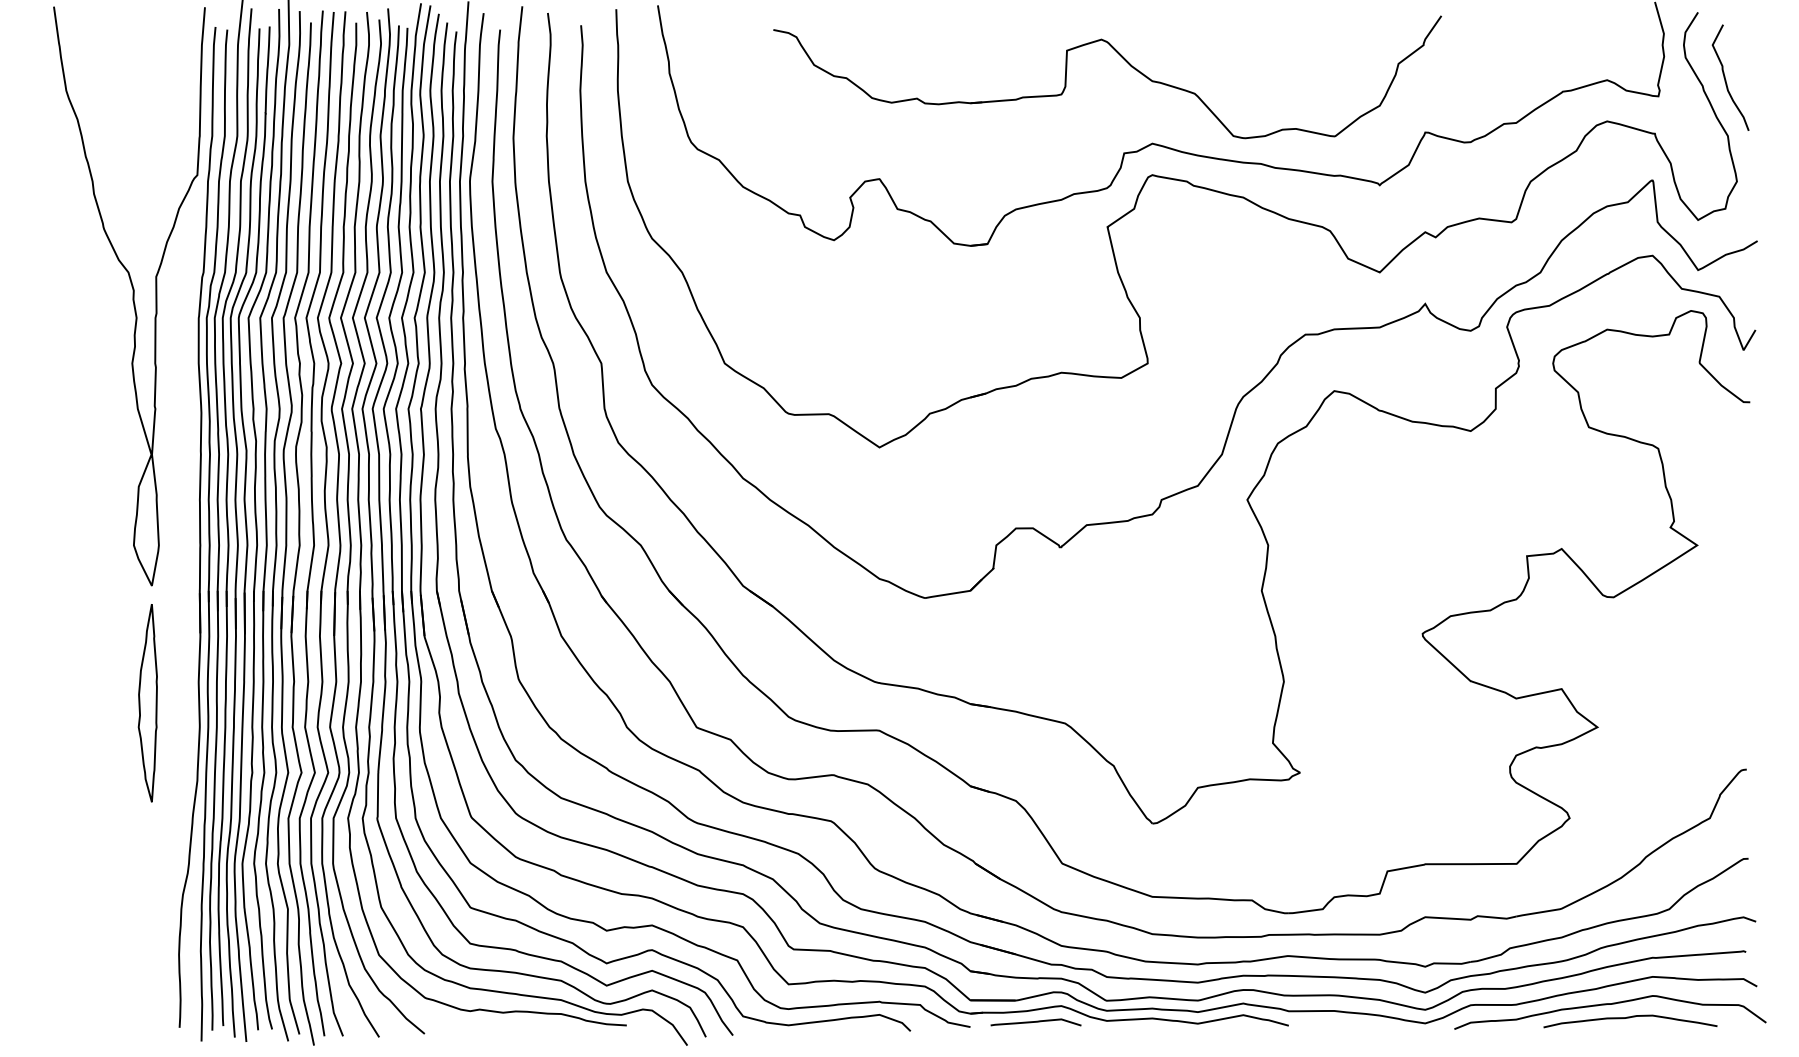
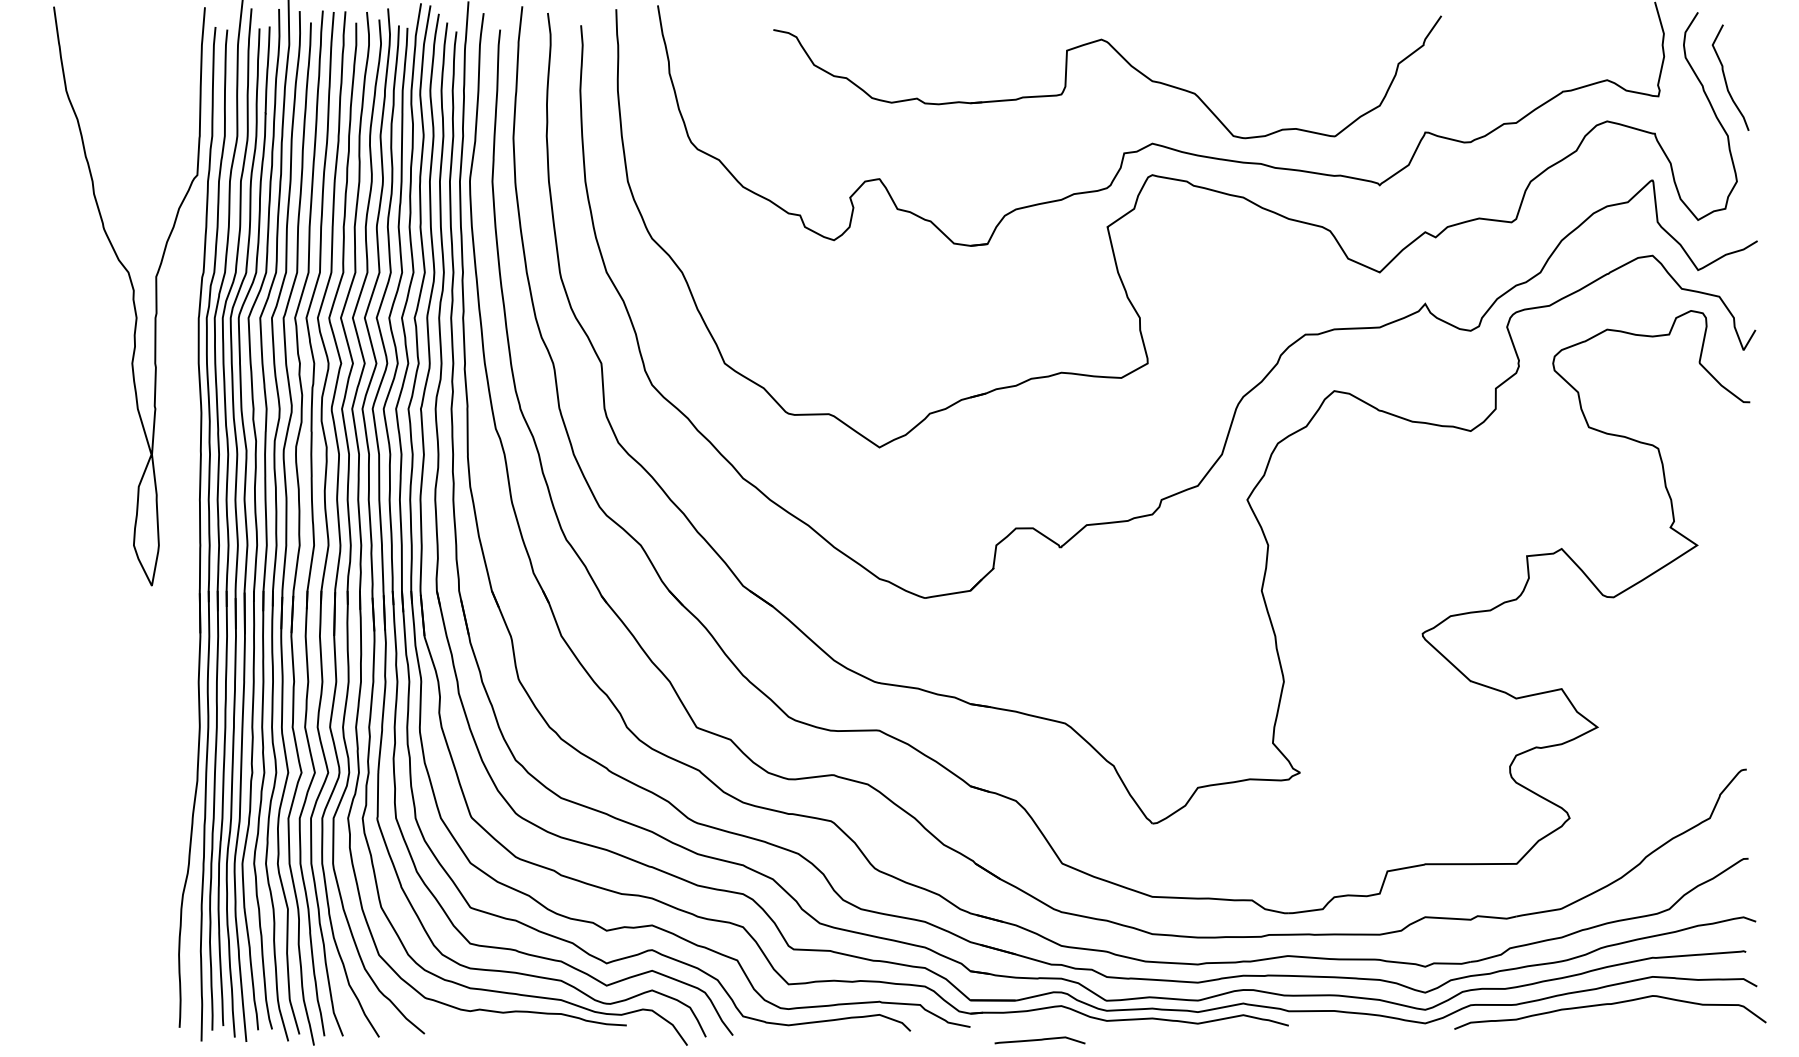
part: present -> none (147, 703)
curve: present -> none (1629, 1018)
curve position: (1035, 1022) -> (1039, 1040) (1039, 1040)
